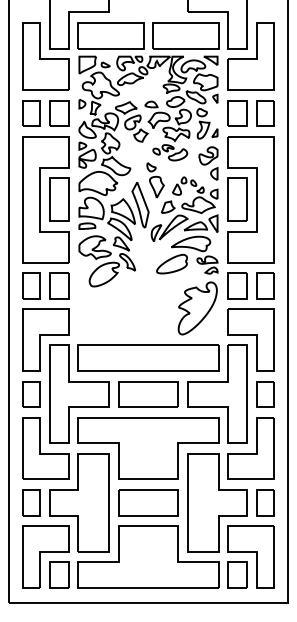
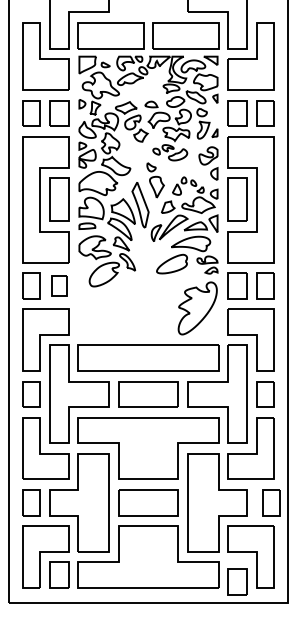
part size: 21x28 px -> 17x22 px (59, 285)
part position: (265, 502) -> (271, 502) (271, 502)
part position: (237, 574) -> (237, 581) (237, 581)
